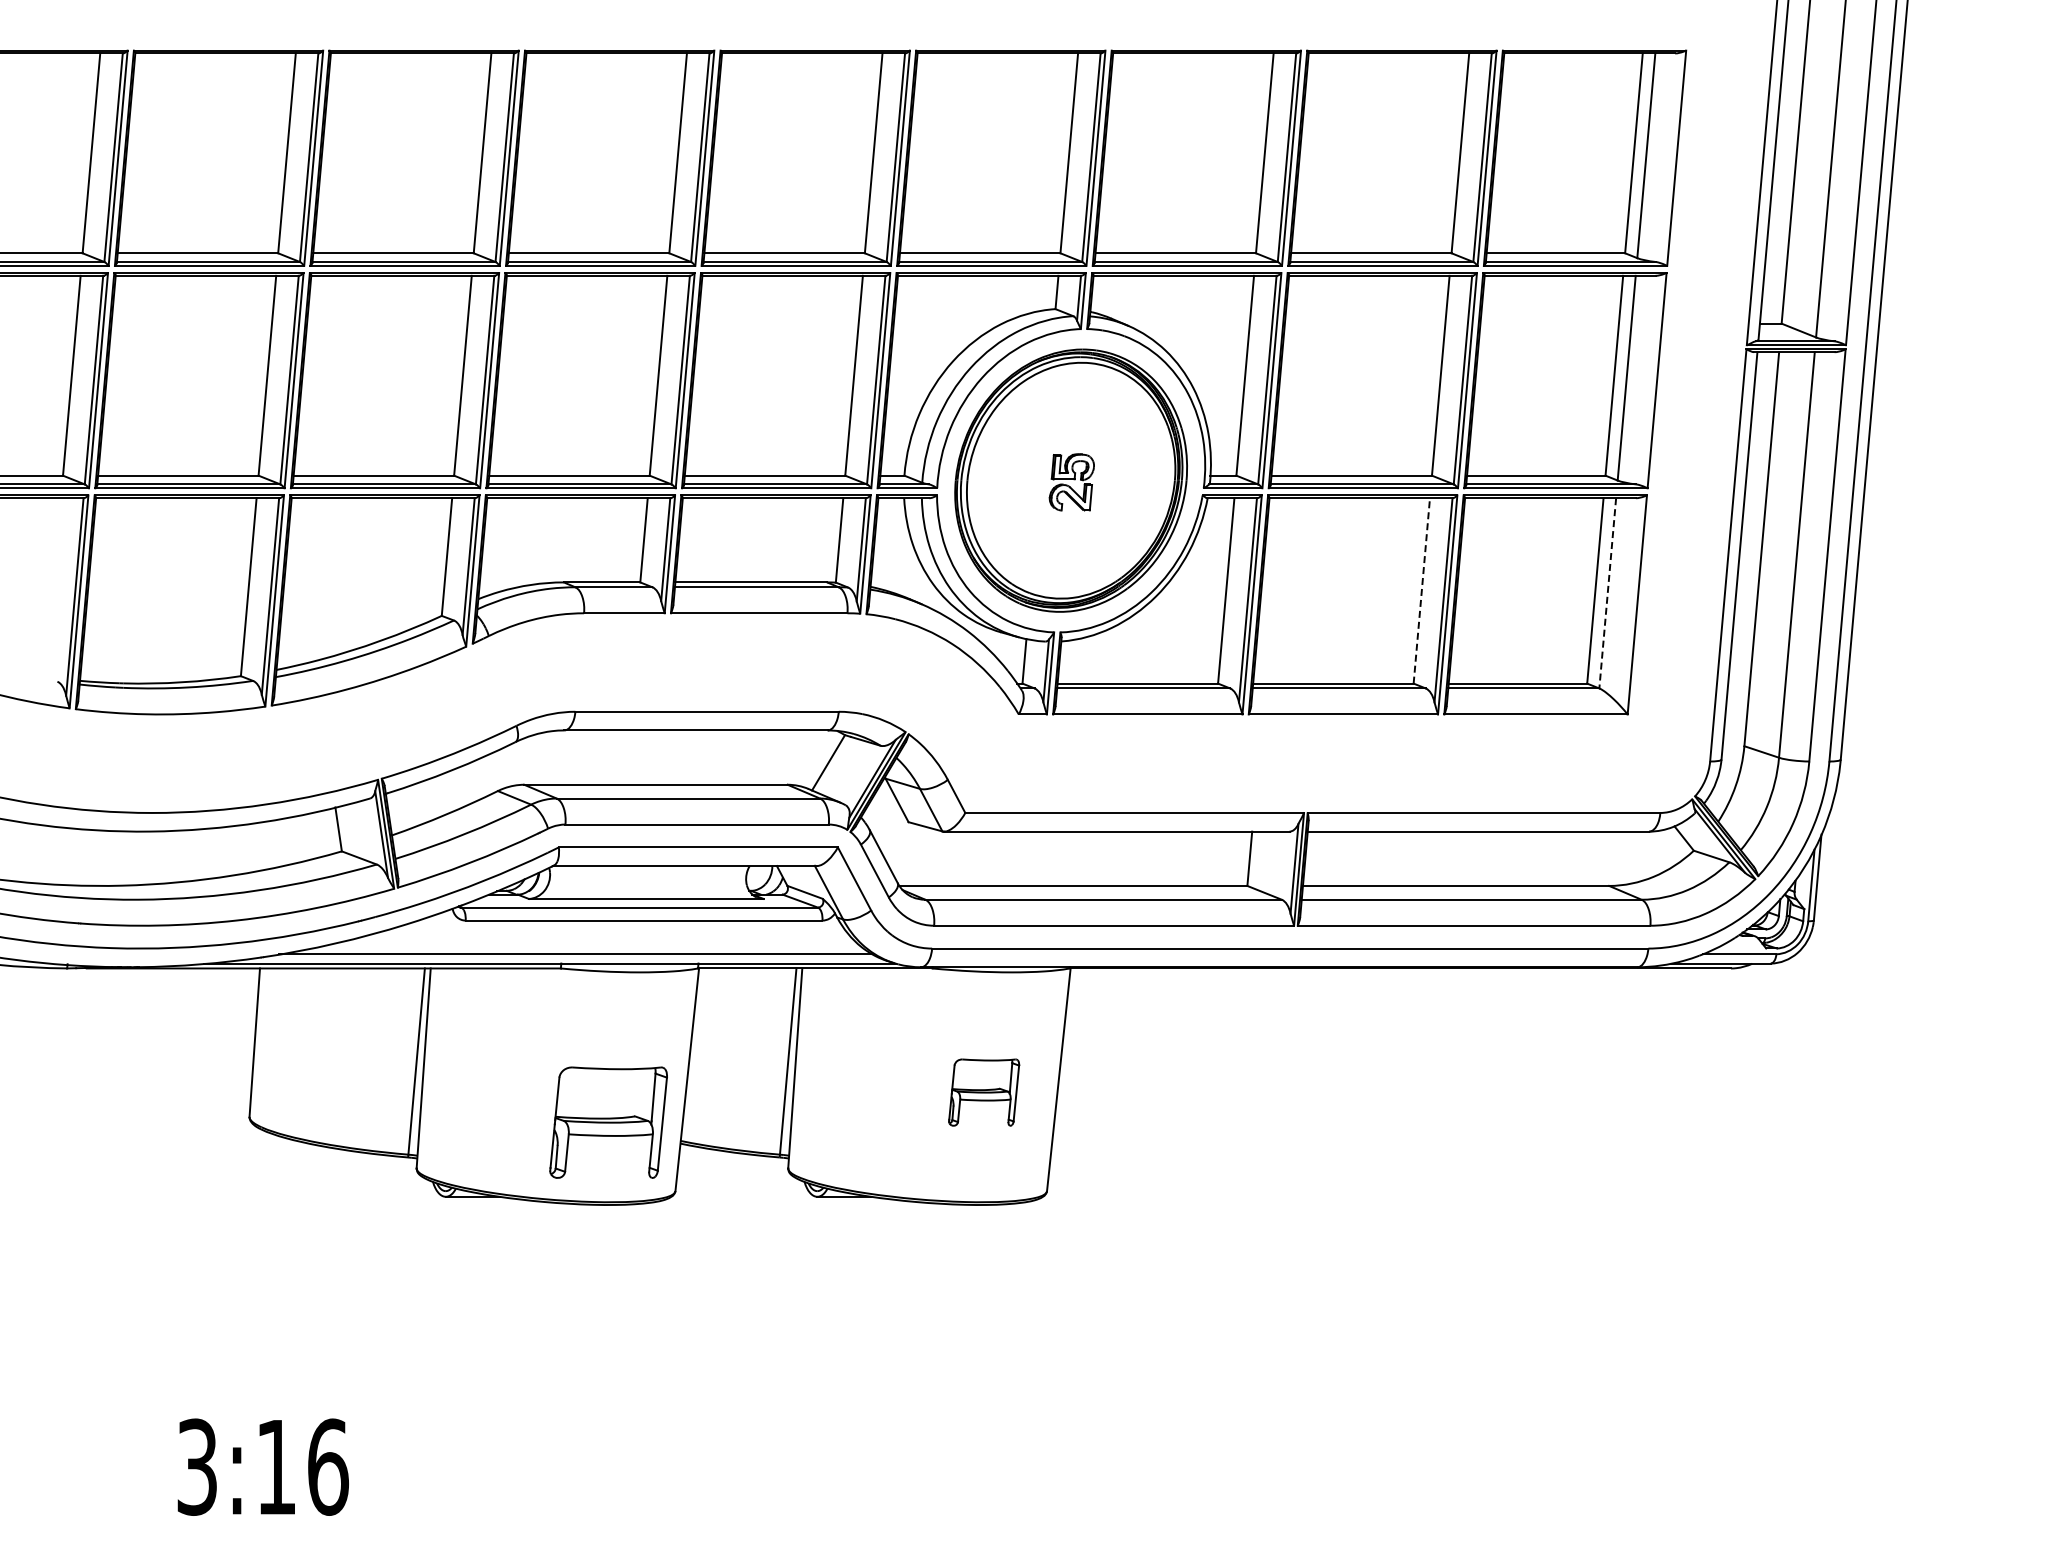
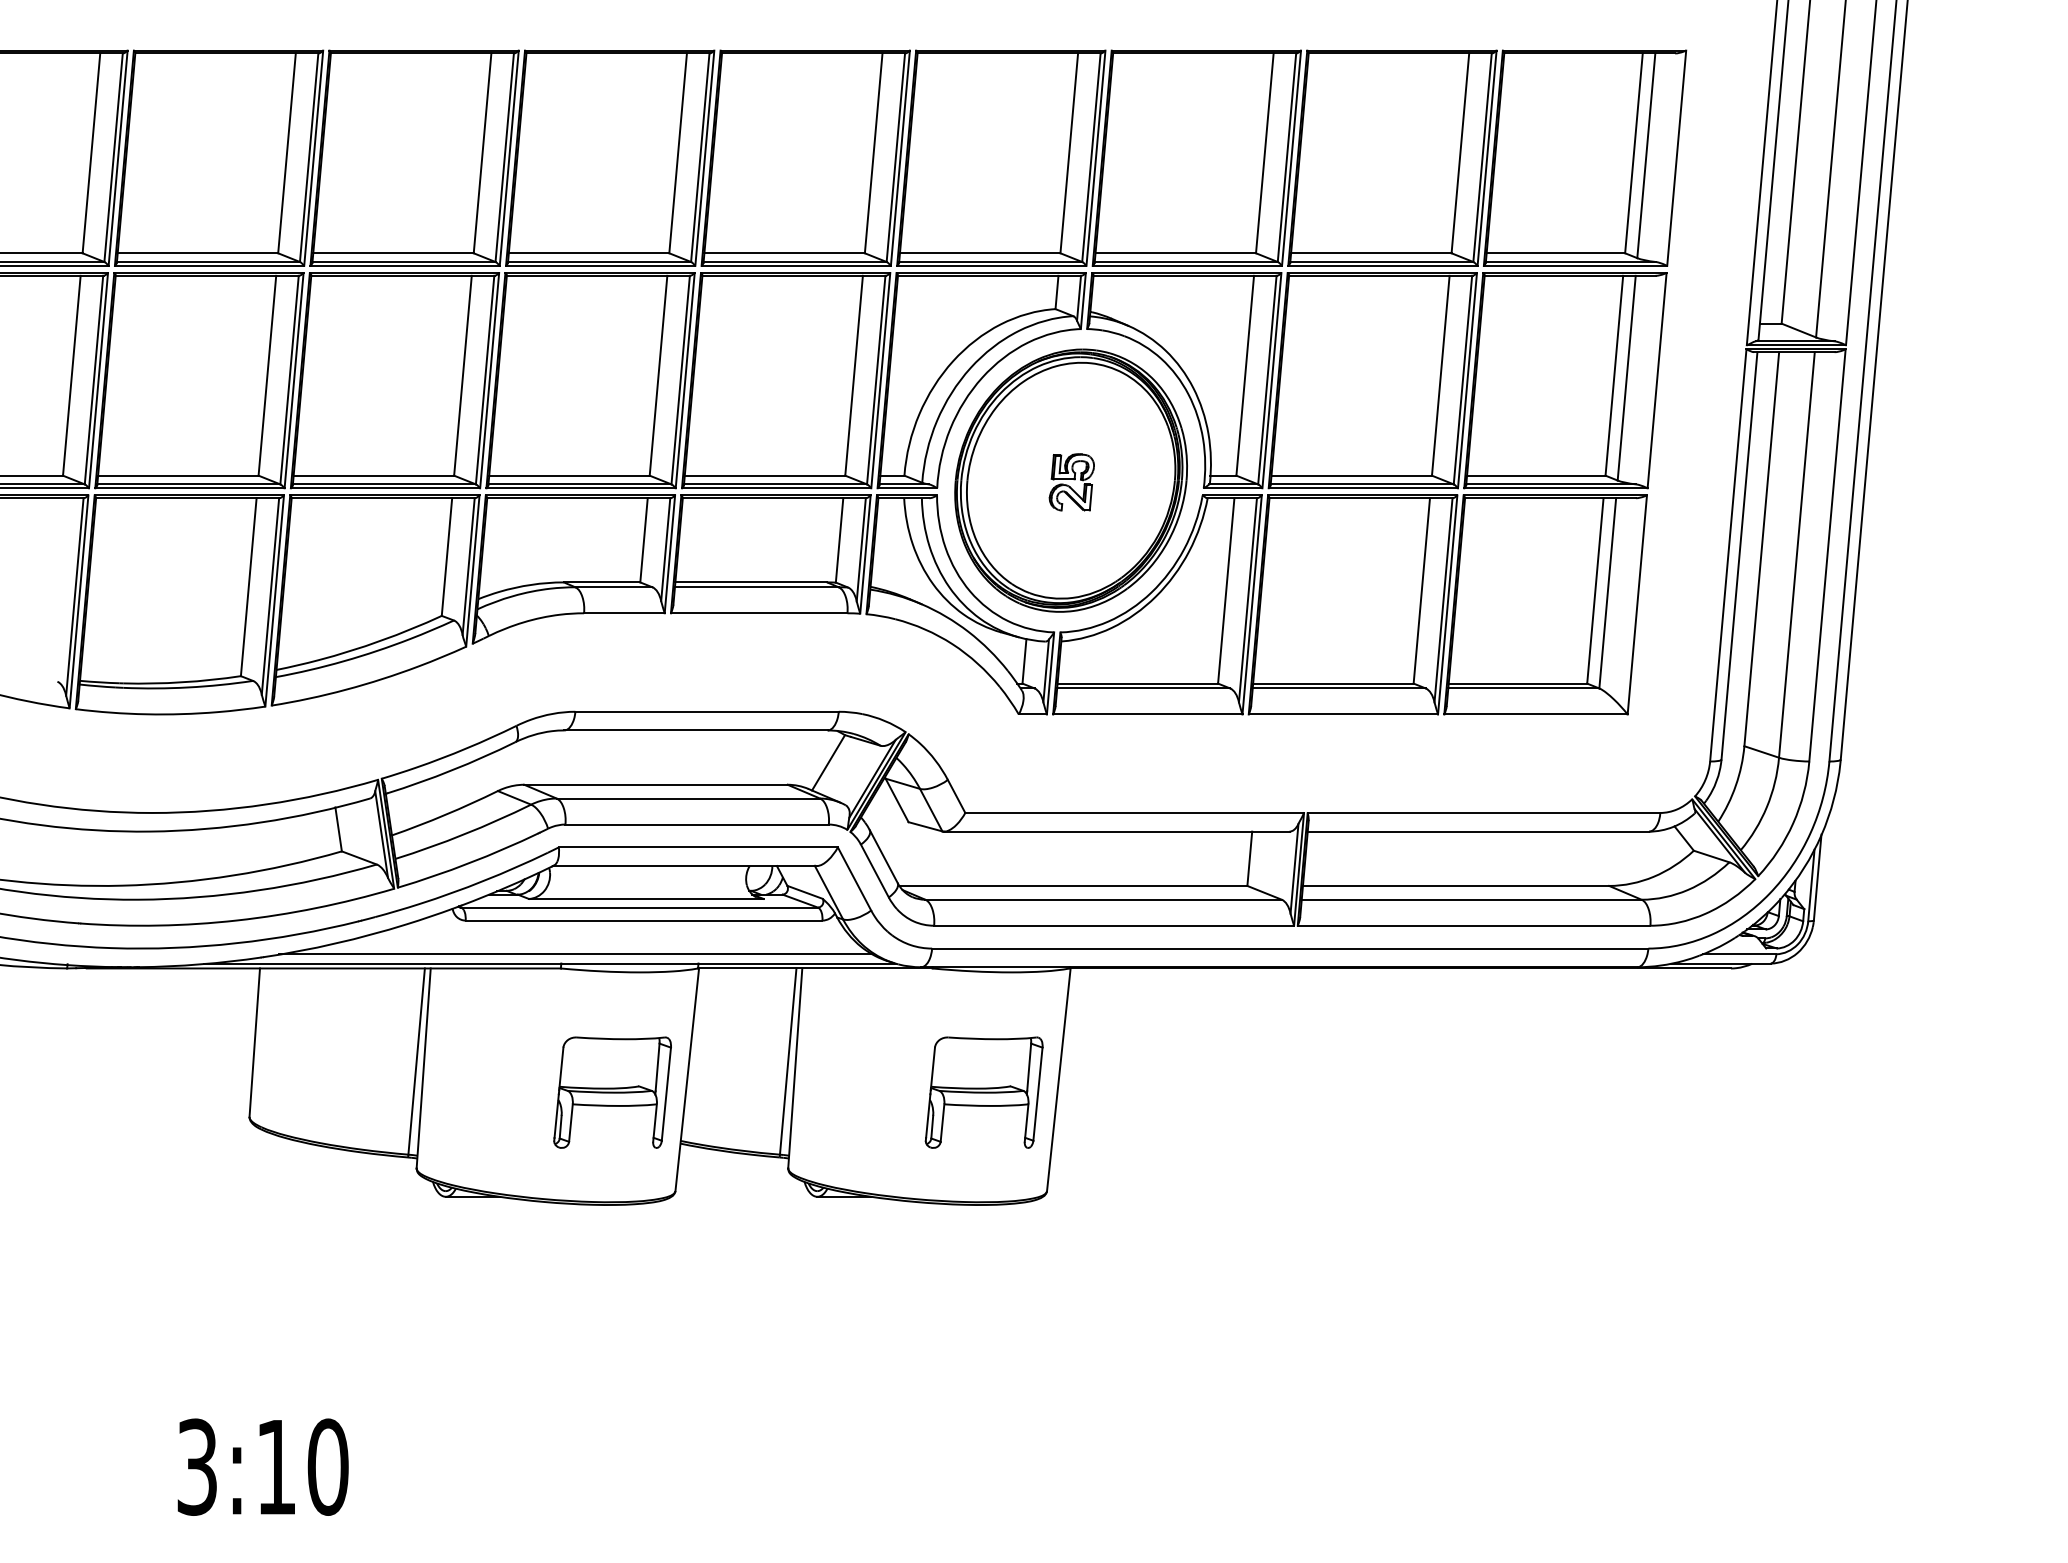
line: dashed -> solid (1421, 590)
line: dashed -> solid (1607, 593)
part size: 73x69 px -> 120x113 px (983, 1092)
part position: (608, 1122) -> (612, 1092) (612, 1092)
text: 3:16 -> 3:10 (327, 1466)
